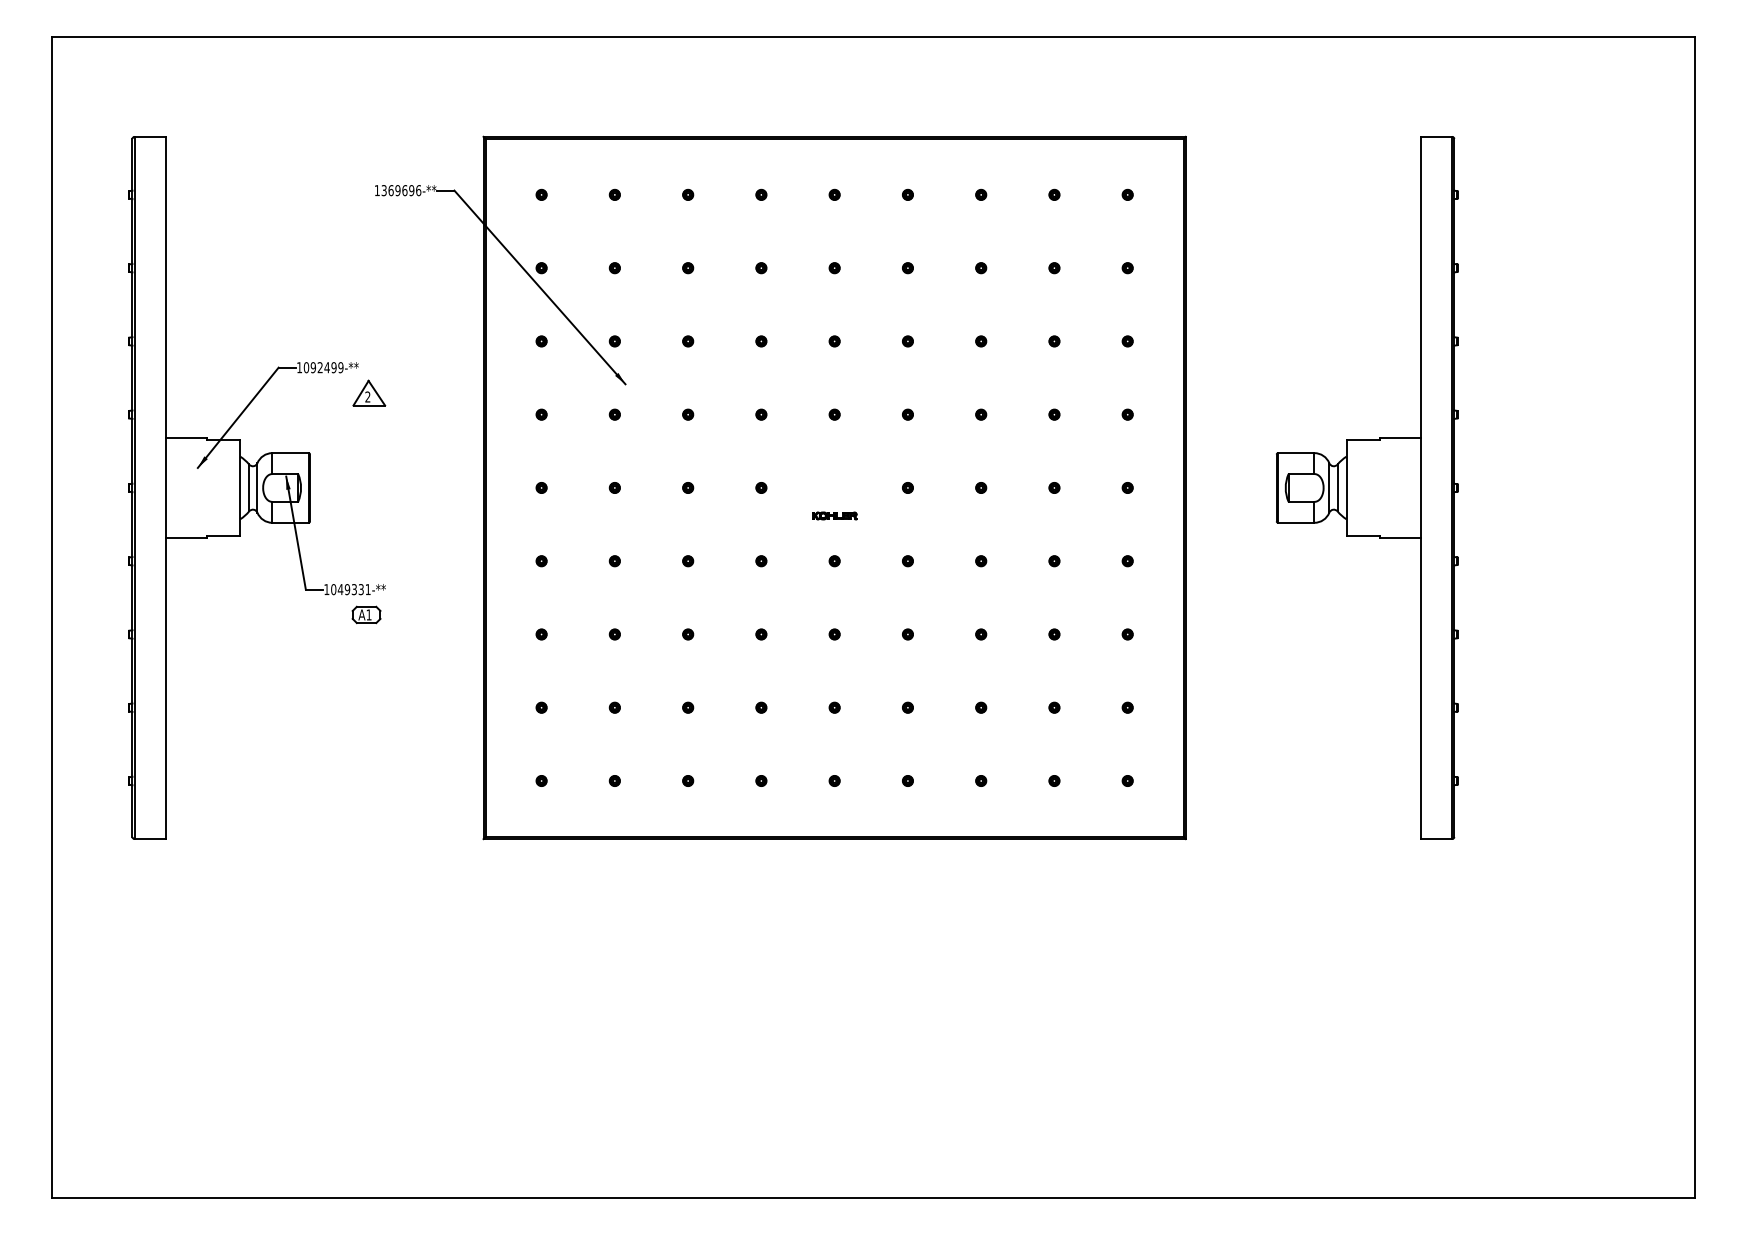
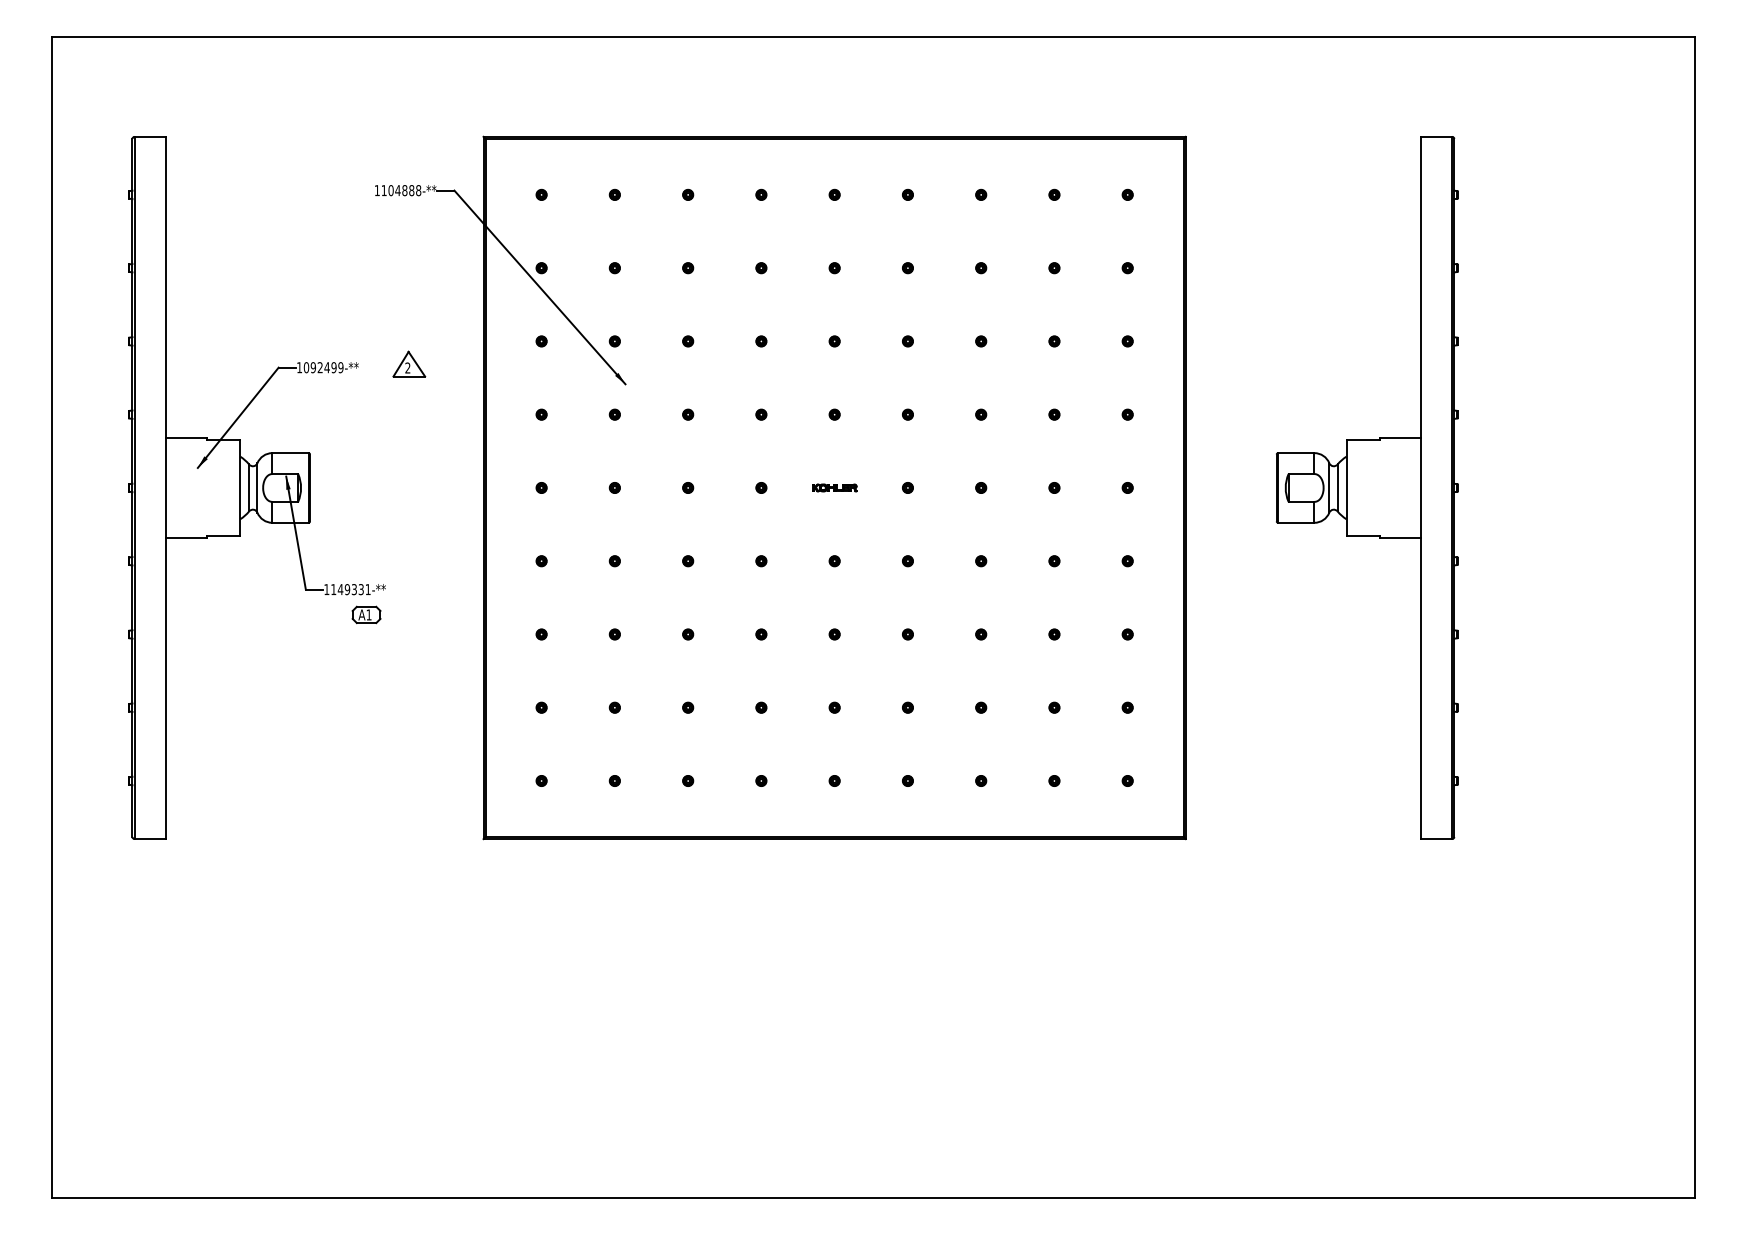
text: 1369696-** -> 1104888-** (401, 190)
part position: (369, 392) -> (409, 363) (409, 363)
part position: (834, 515) -> (834, 487) (834, 487)
text: 1049331-** -> 1149331-** (333, 589)
